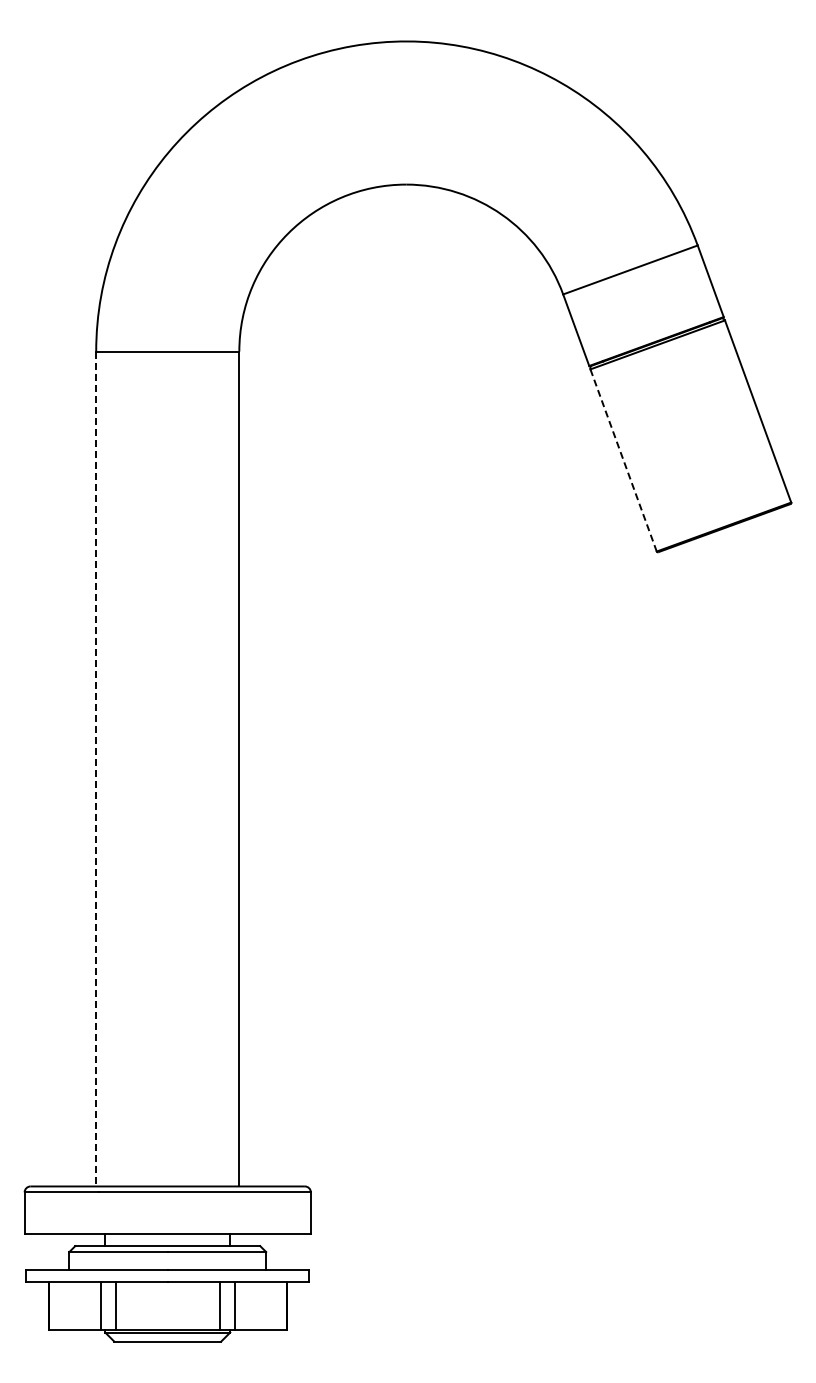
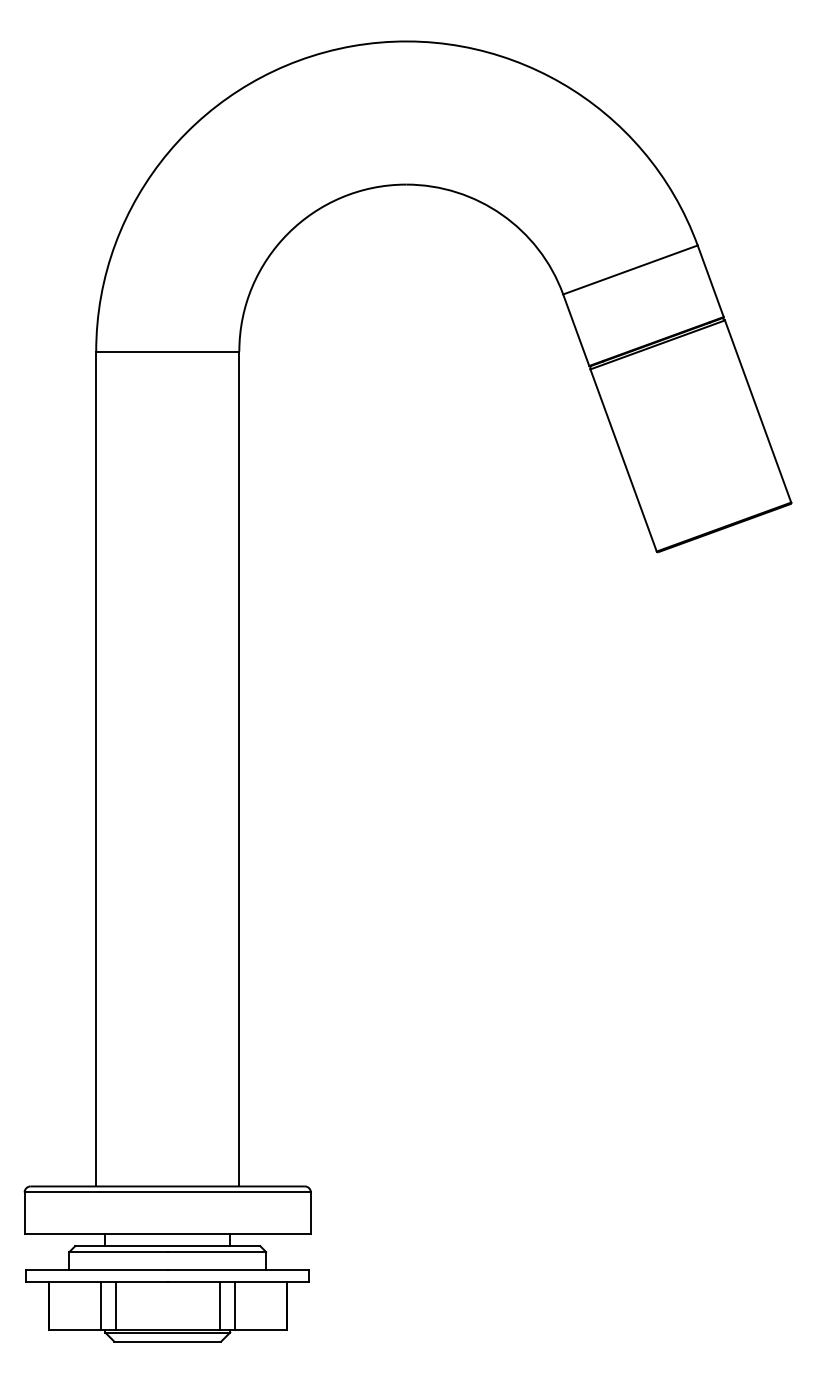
line: dashed -> solid (623, 460)
line: dashed -> solid (96, 769)
